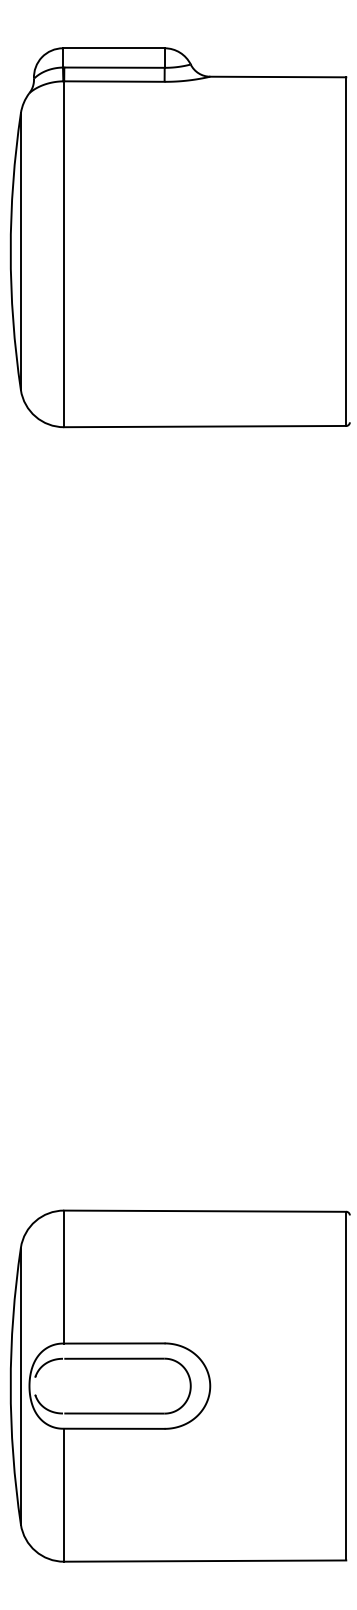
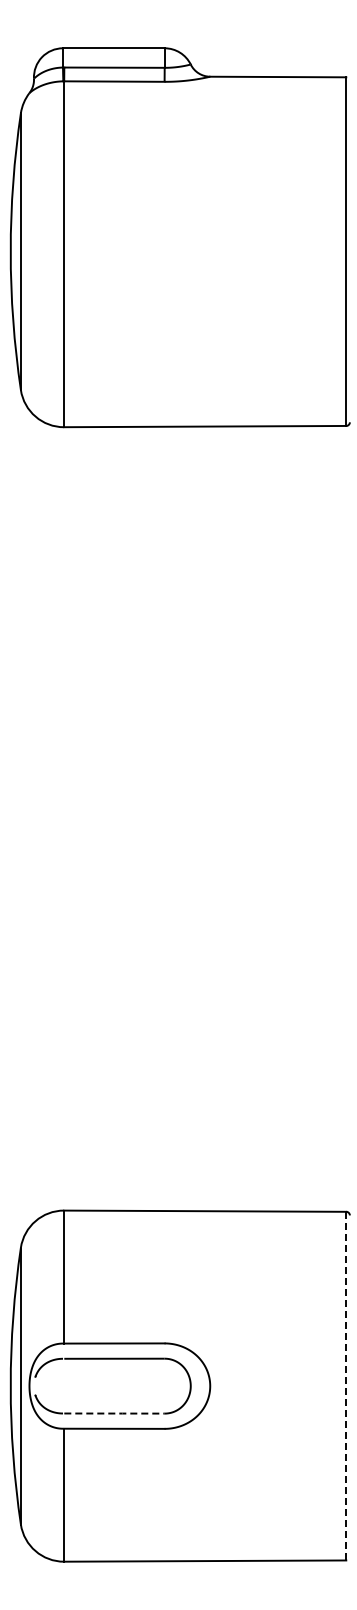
line: solid -> dashed (346, 1385)
line: solid -> dashed (115, 1413)
